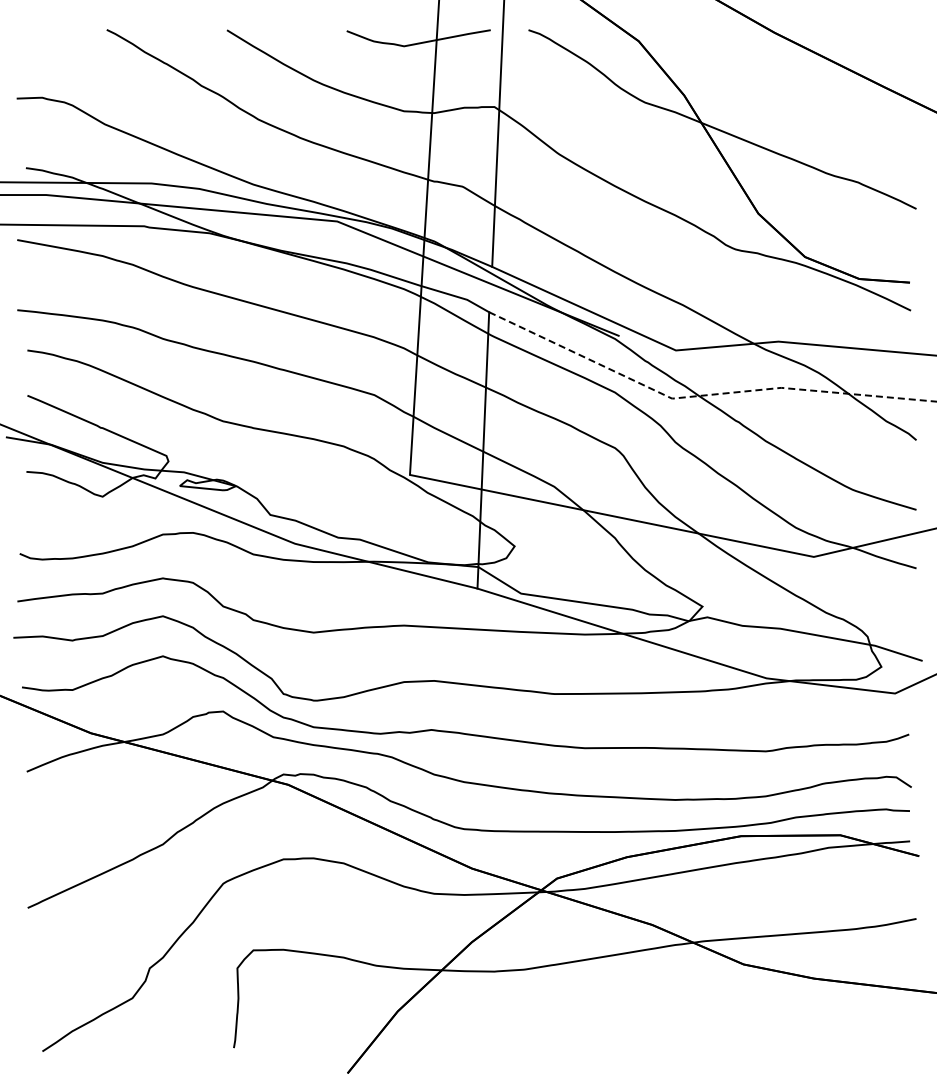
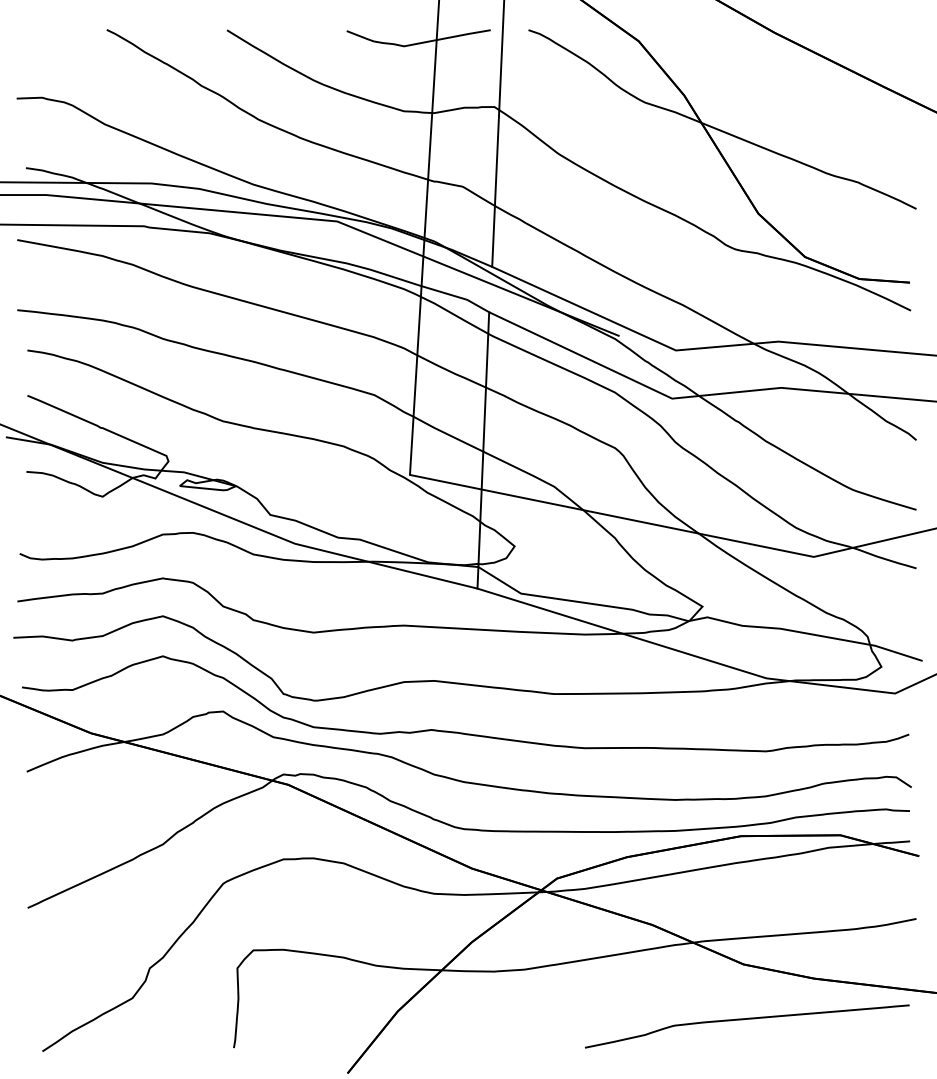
line: dashed -> solid (703, 395)
curve: none -> present (747, 1019)
